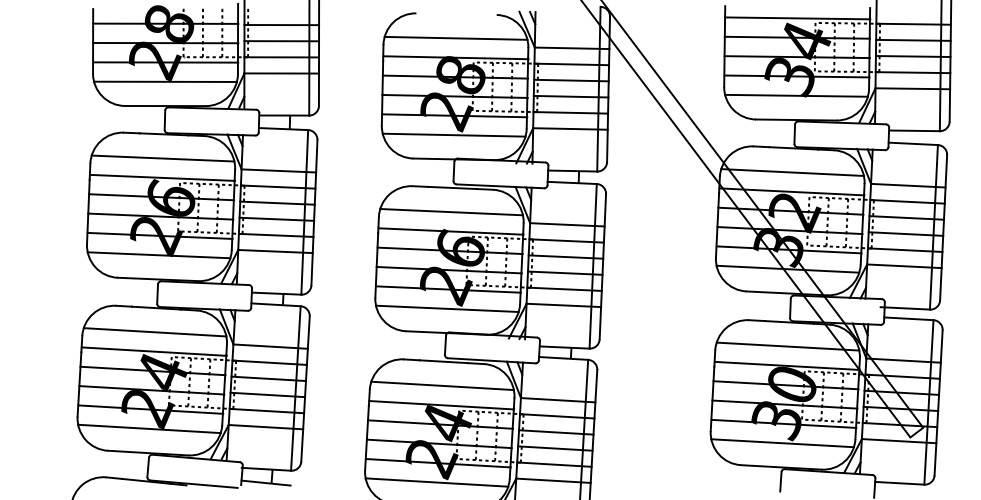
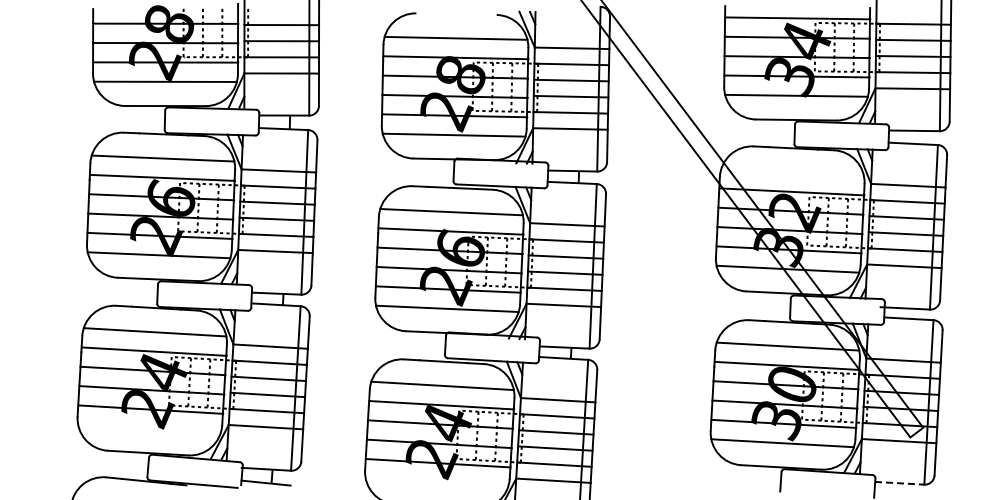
line: present -> none (792, 172)
line: present -> none (149, 428)
line: present -> none (436, 482)
line: solid -> dashed (899, 483)
